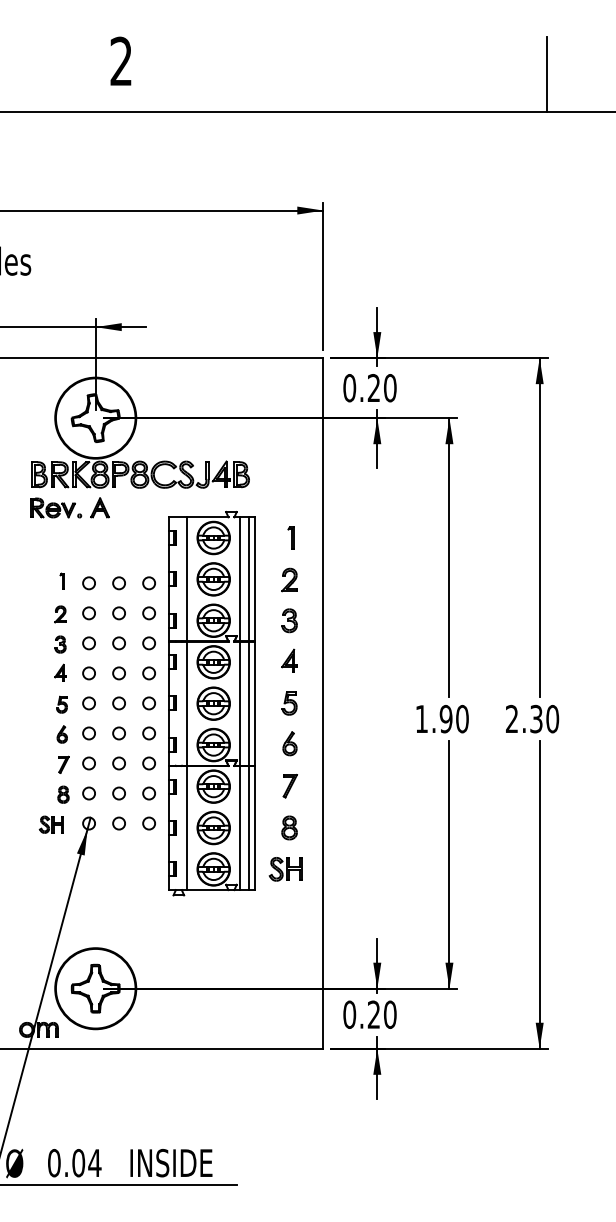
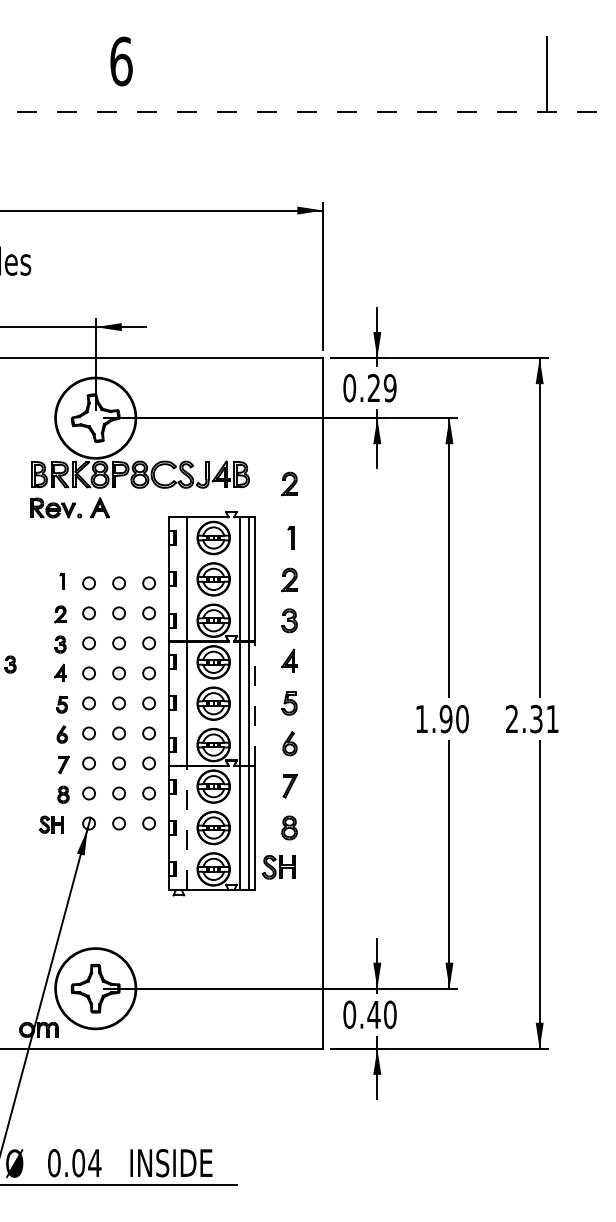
text: 2 -> 6 (121, 61)
line: solid -> dashed (308, 112)
text: 0.20 -> 0.29 (389, 388)
part: none -> present (289, 483)
part: none -> present (10, 664)
line: solid -> dashed (255, 703)
text: 2.30 -> 2.31 (552, 718)
line: solid -> dashed (187, 827)
part position: (285, 869) -> (278, 867) (278, 867)
text: 0.20 -> 0.40 (373, 1014)
